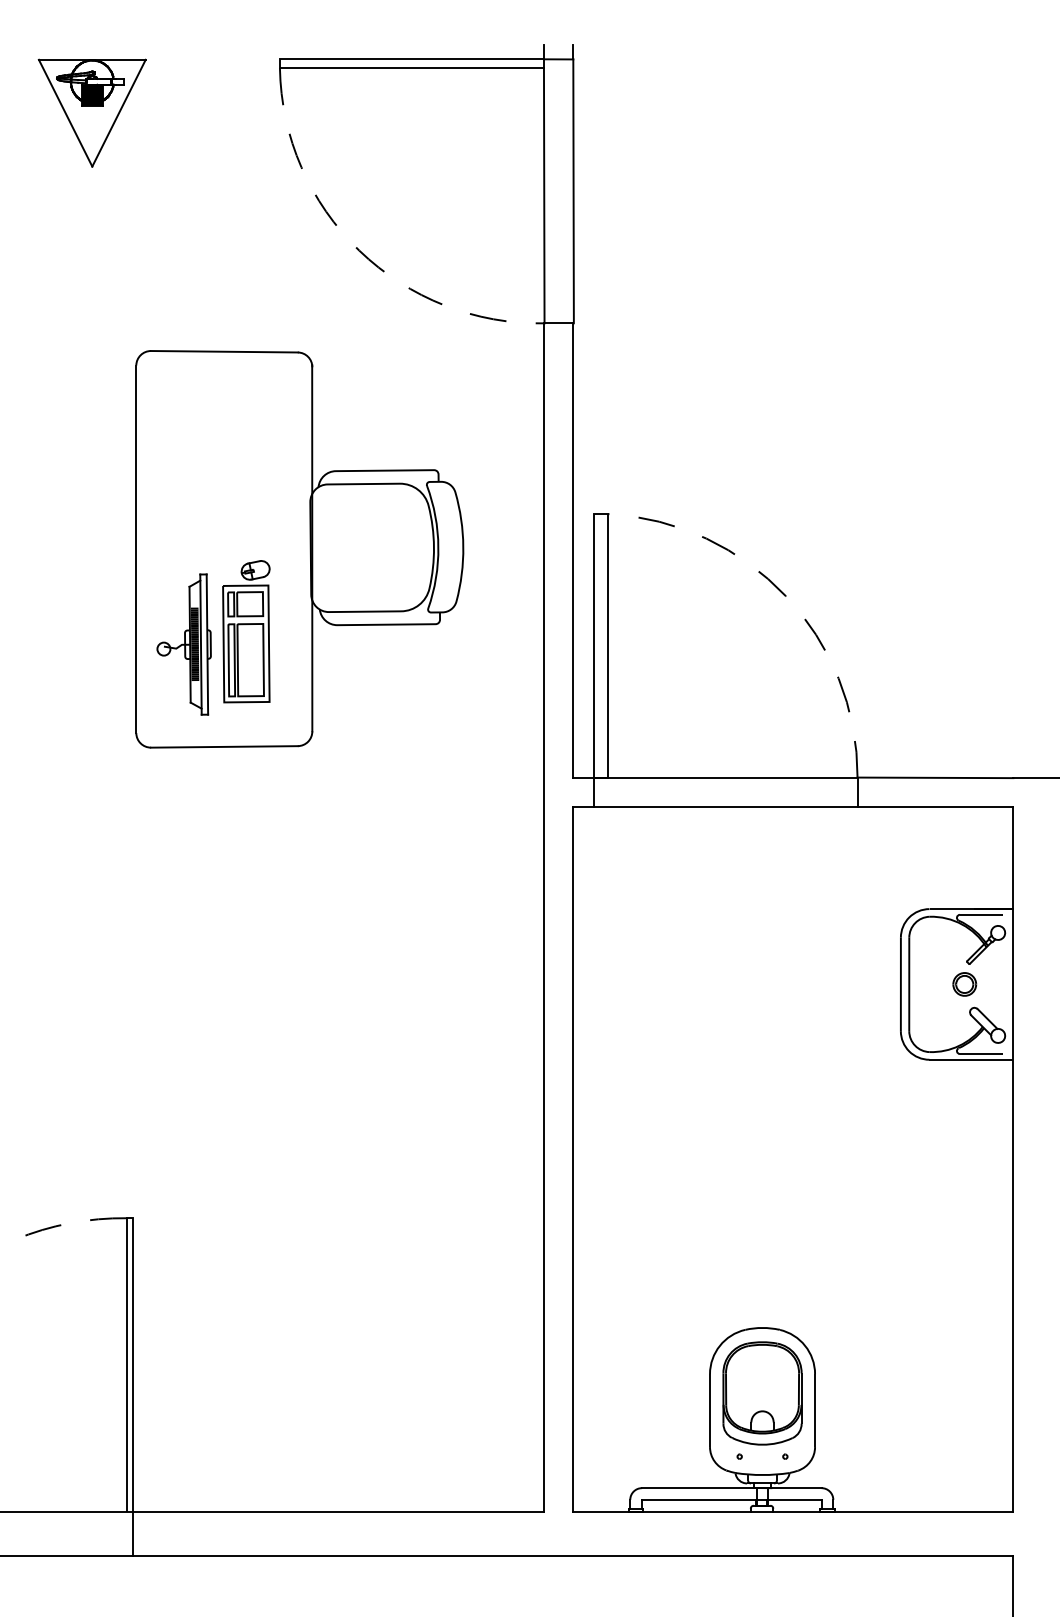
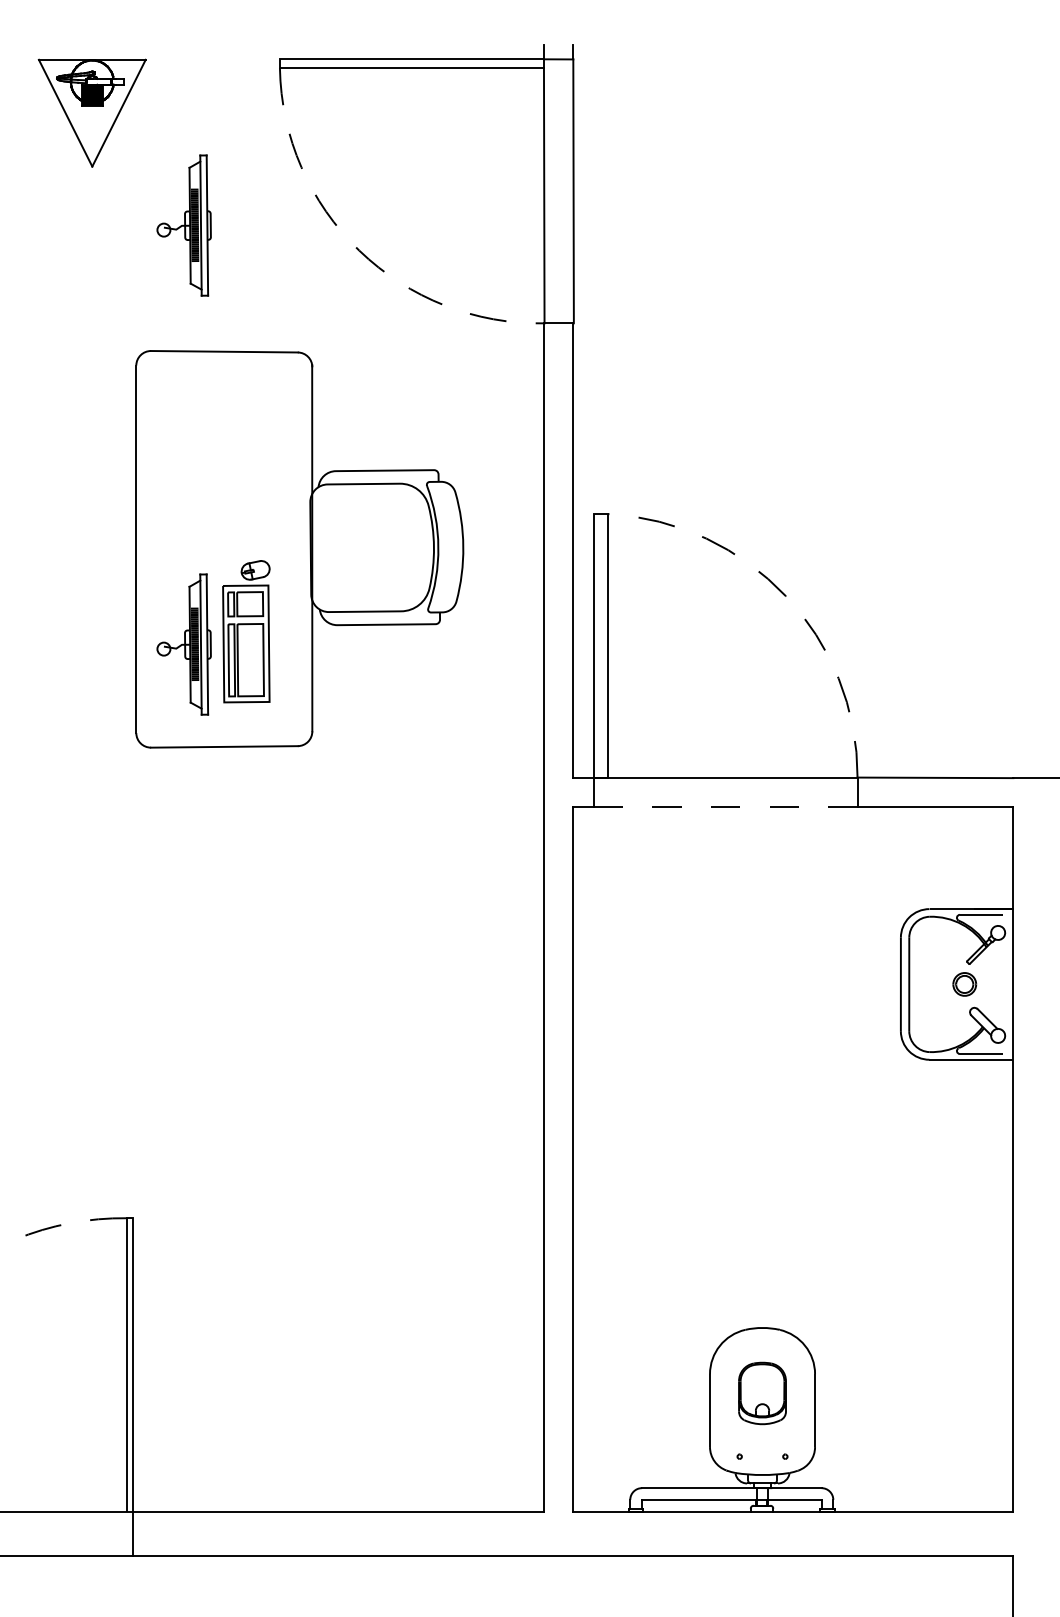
part: none -> present (183, 225)
line: solid -> dashed (725, 807)
part size: 81x105 px -> 49x65 px (762, 1393)
